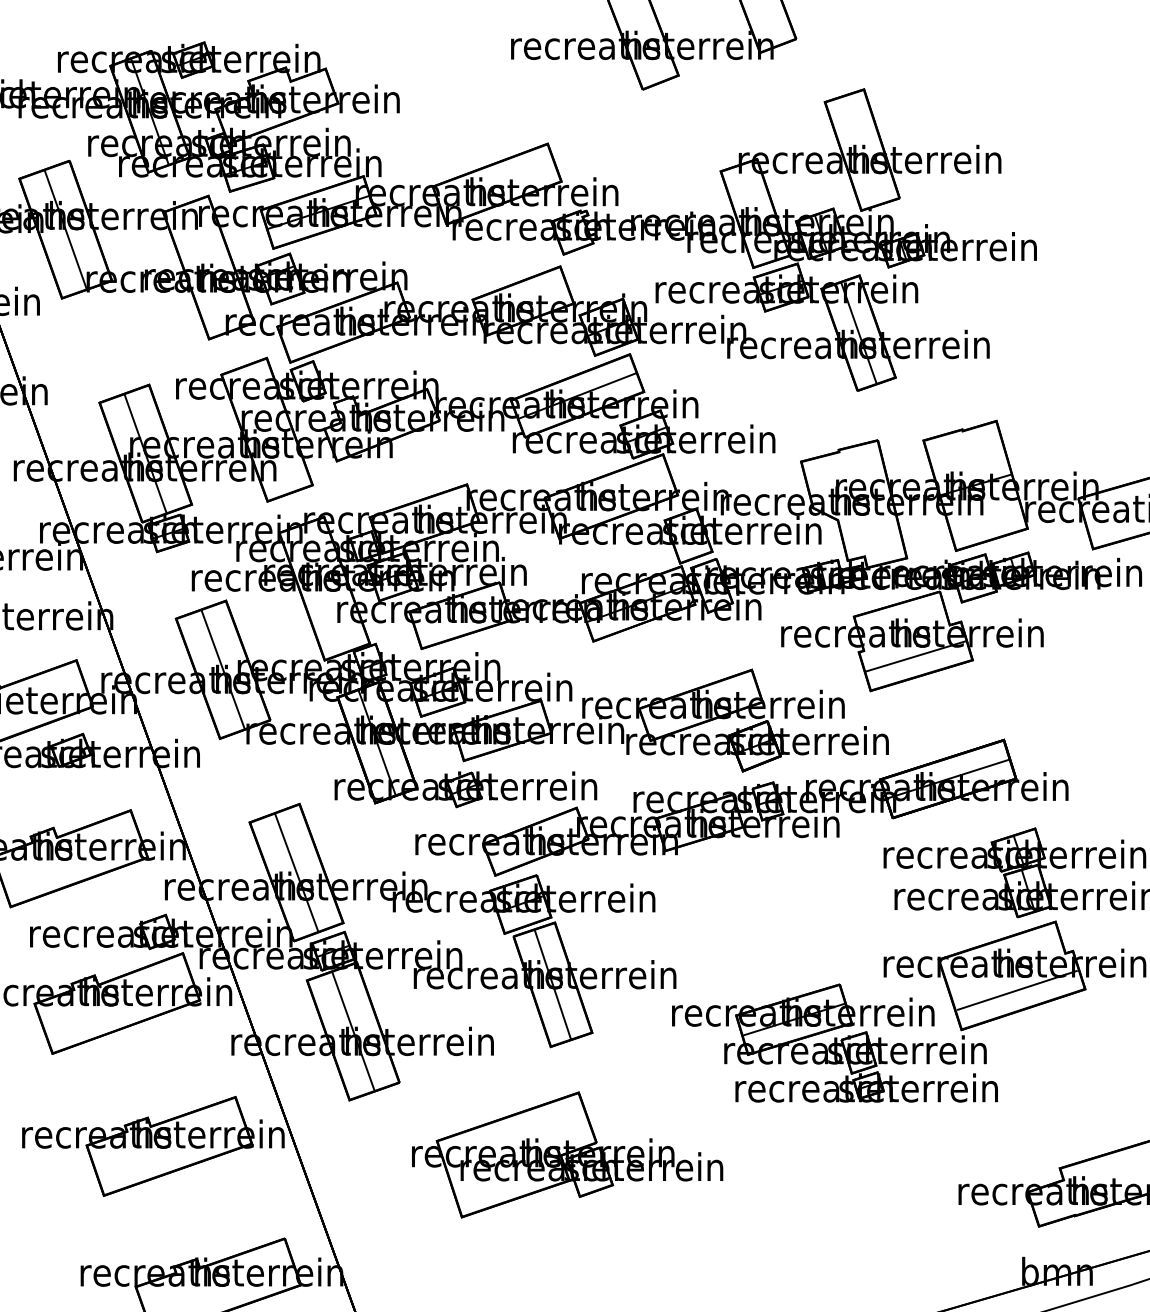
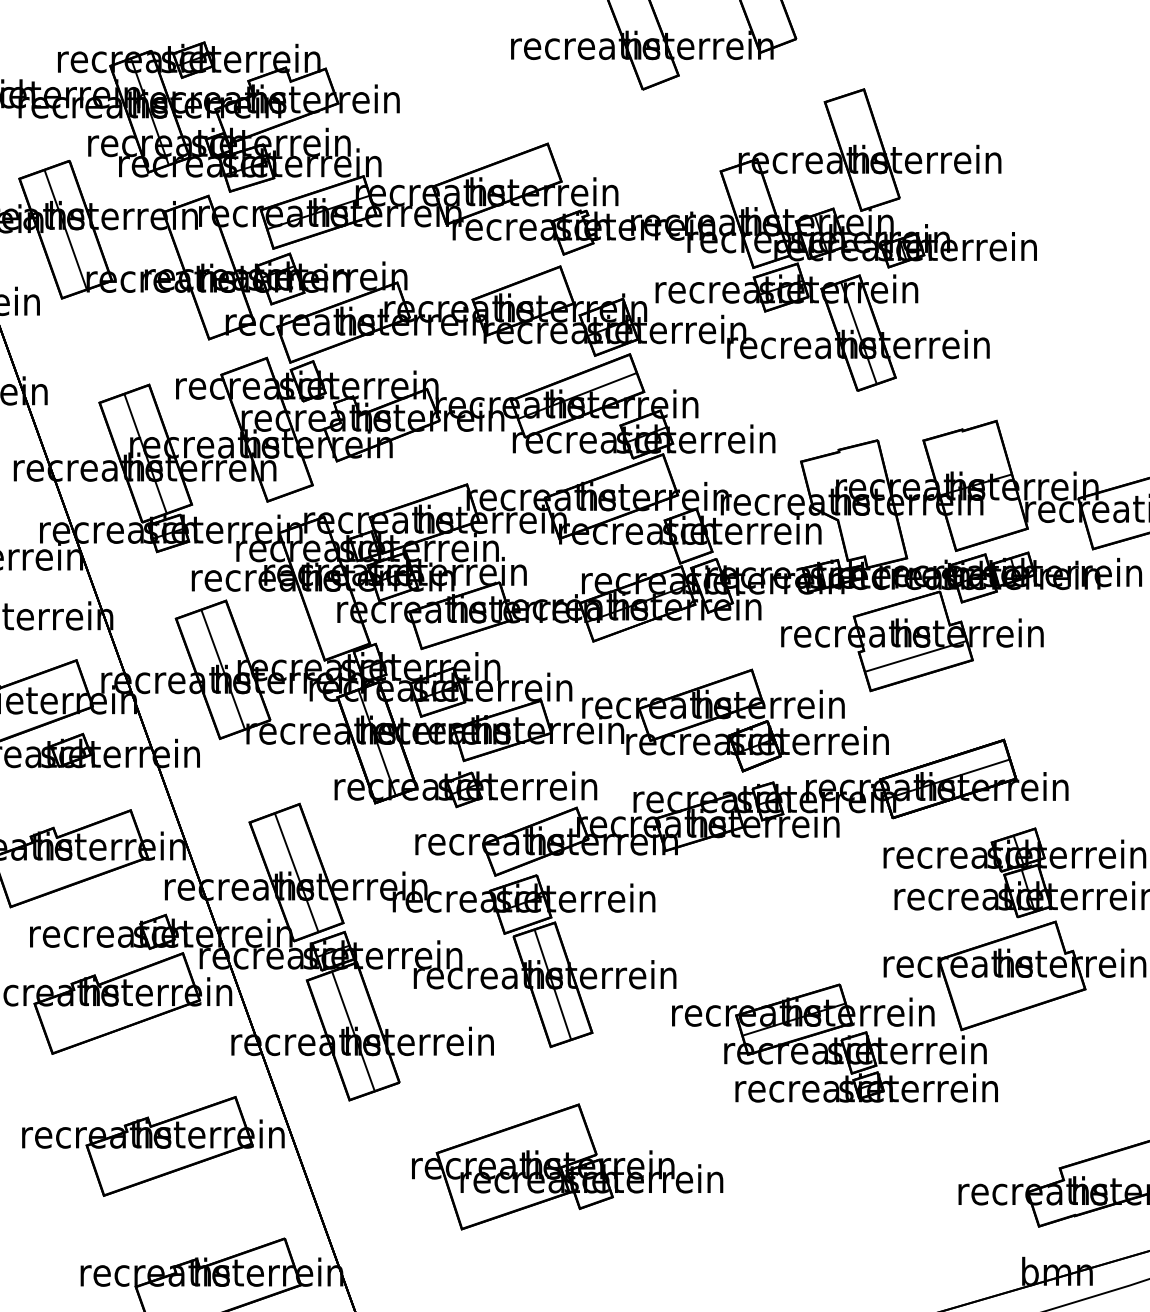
line: present -> none (1016, 989)
part position: (567, 1154) -> (567, 1166) (567, 1166)
